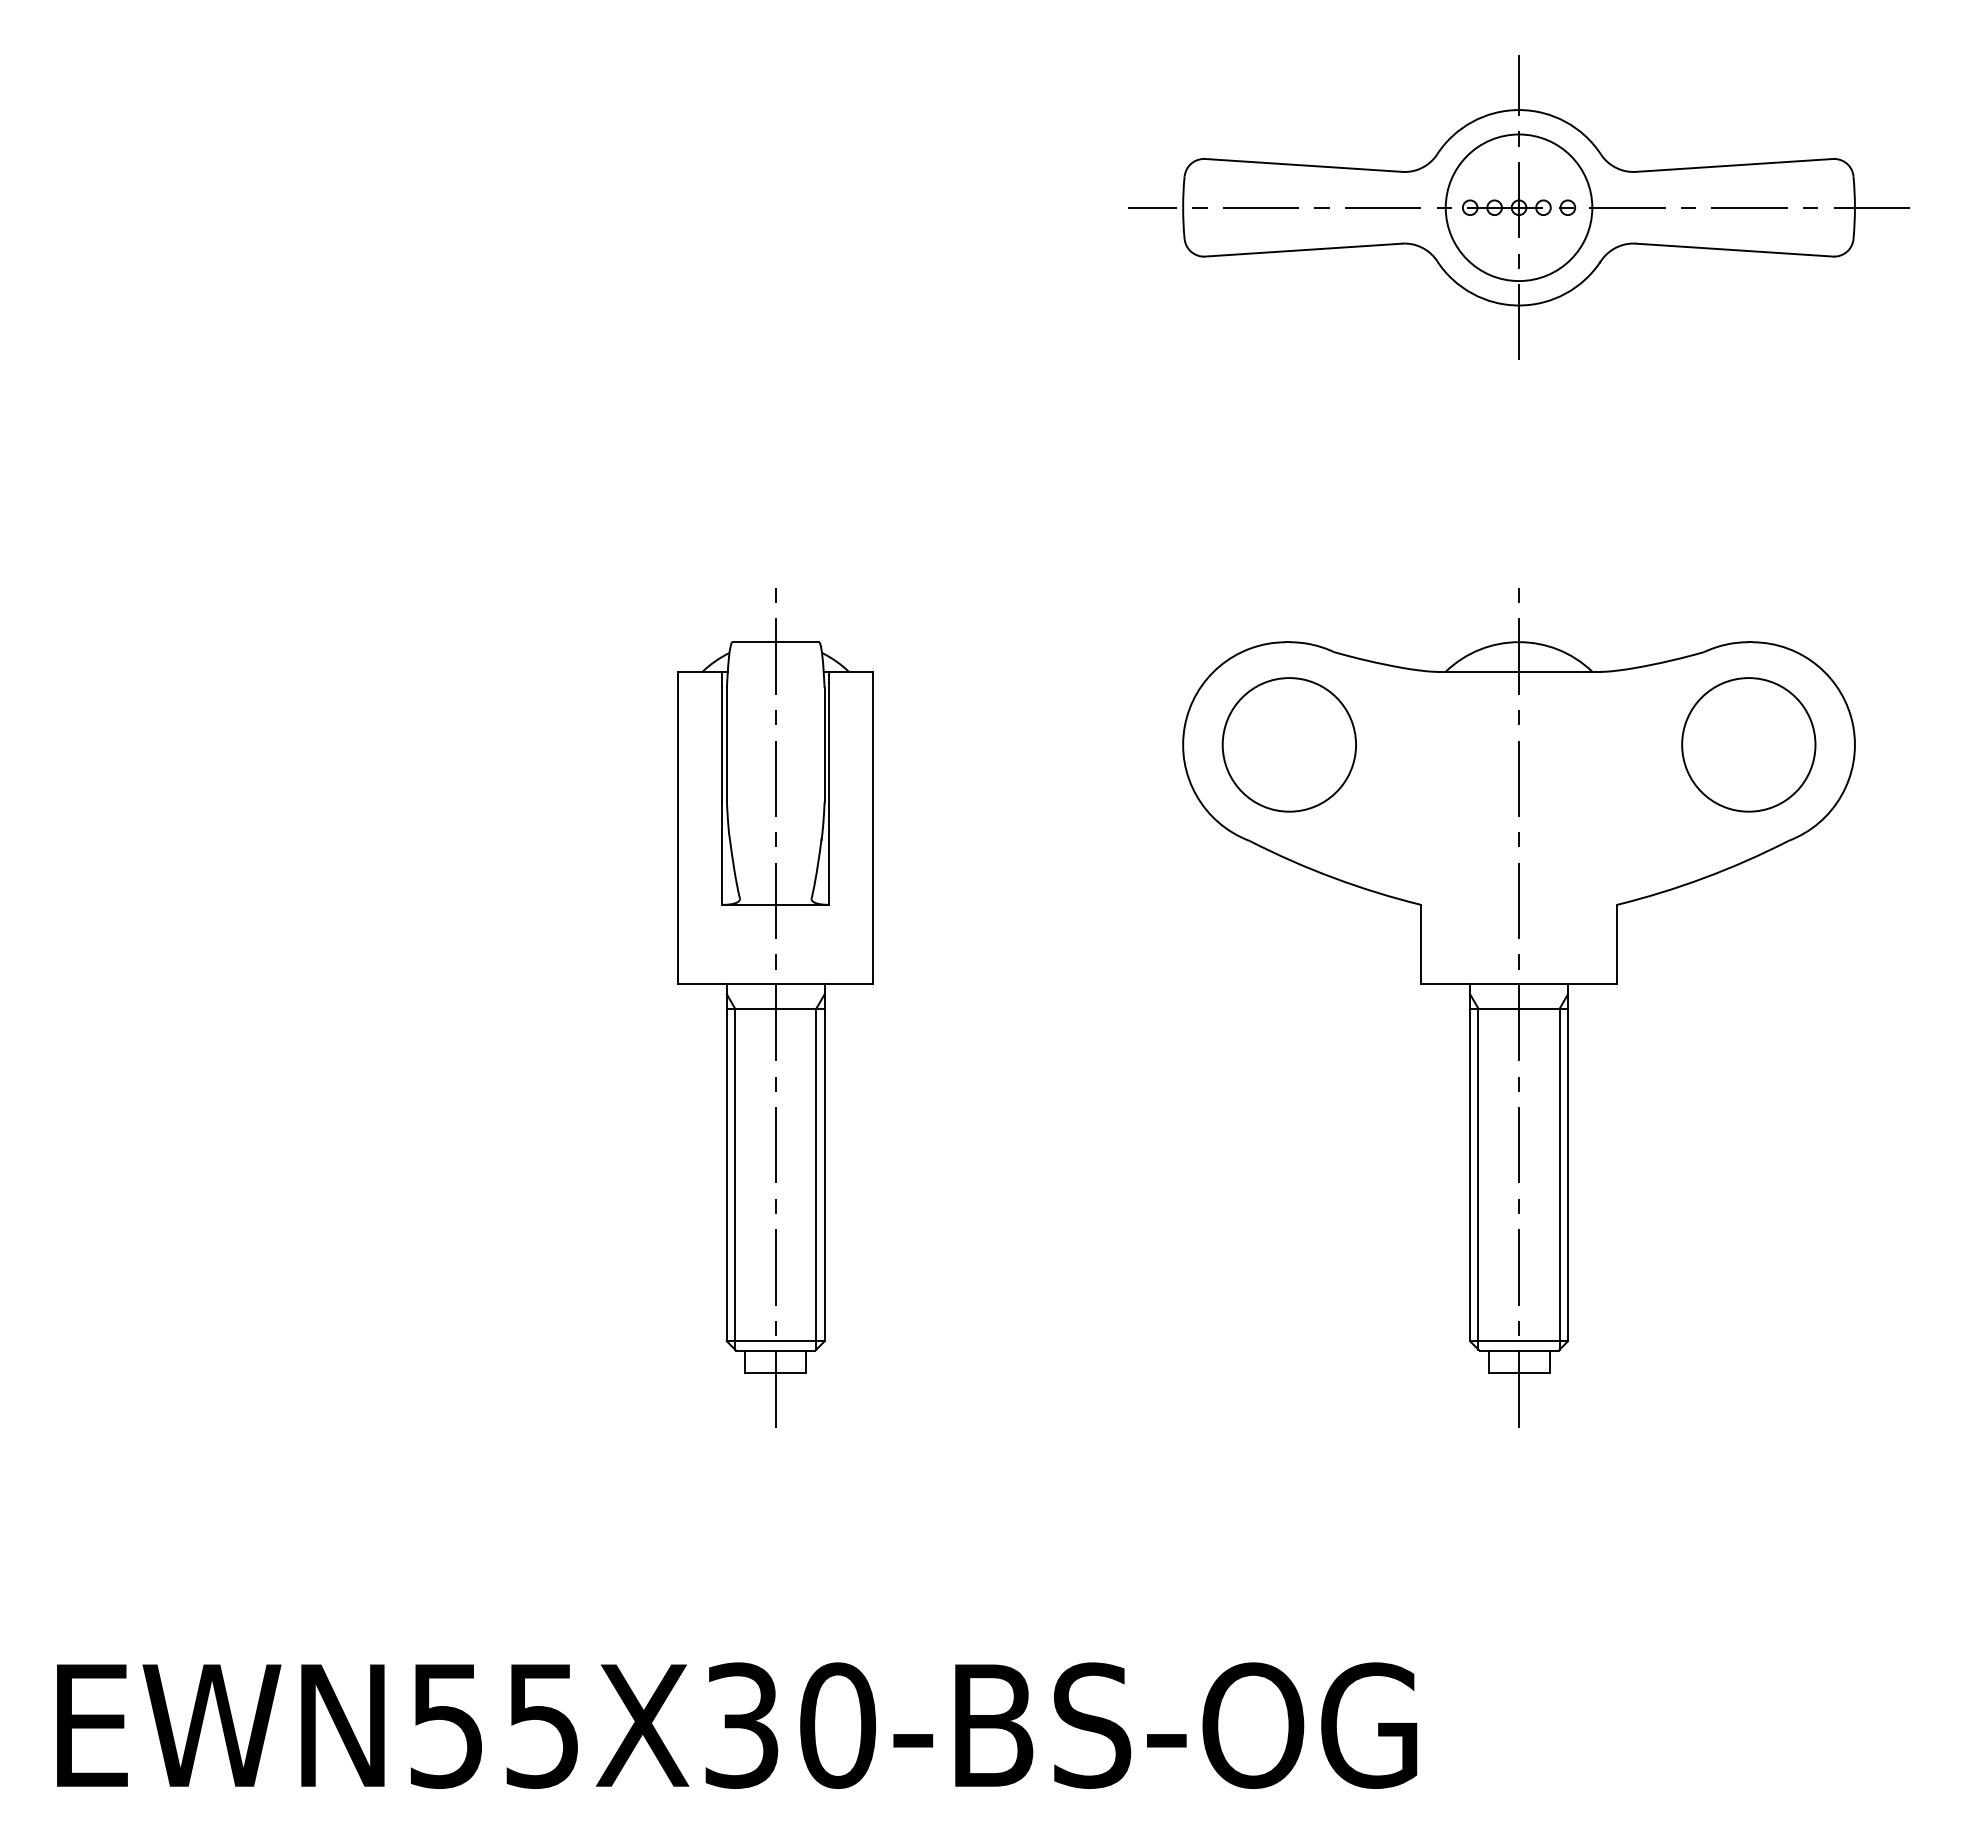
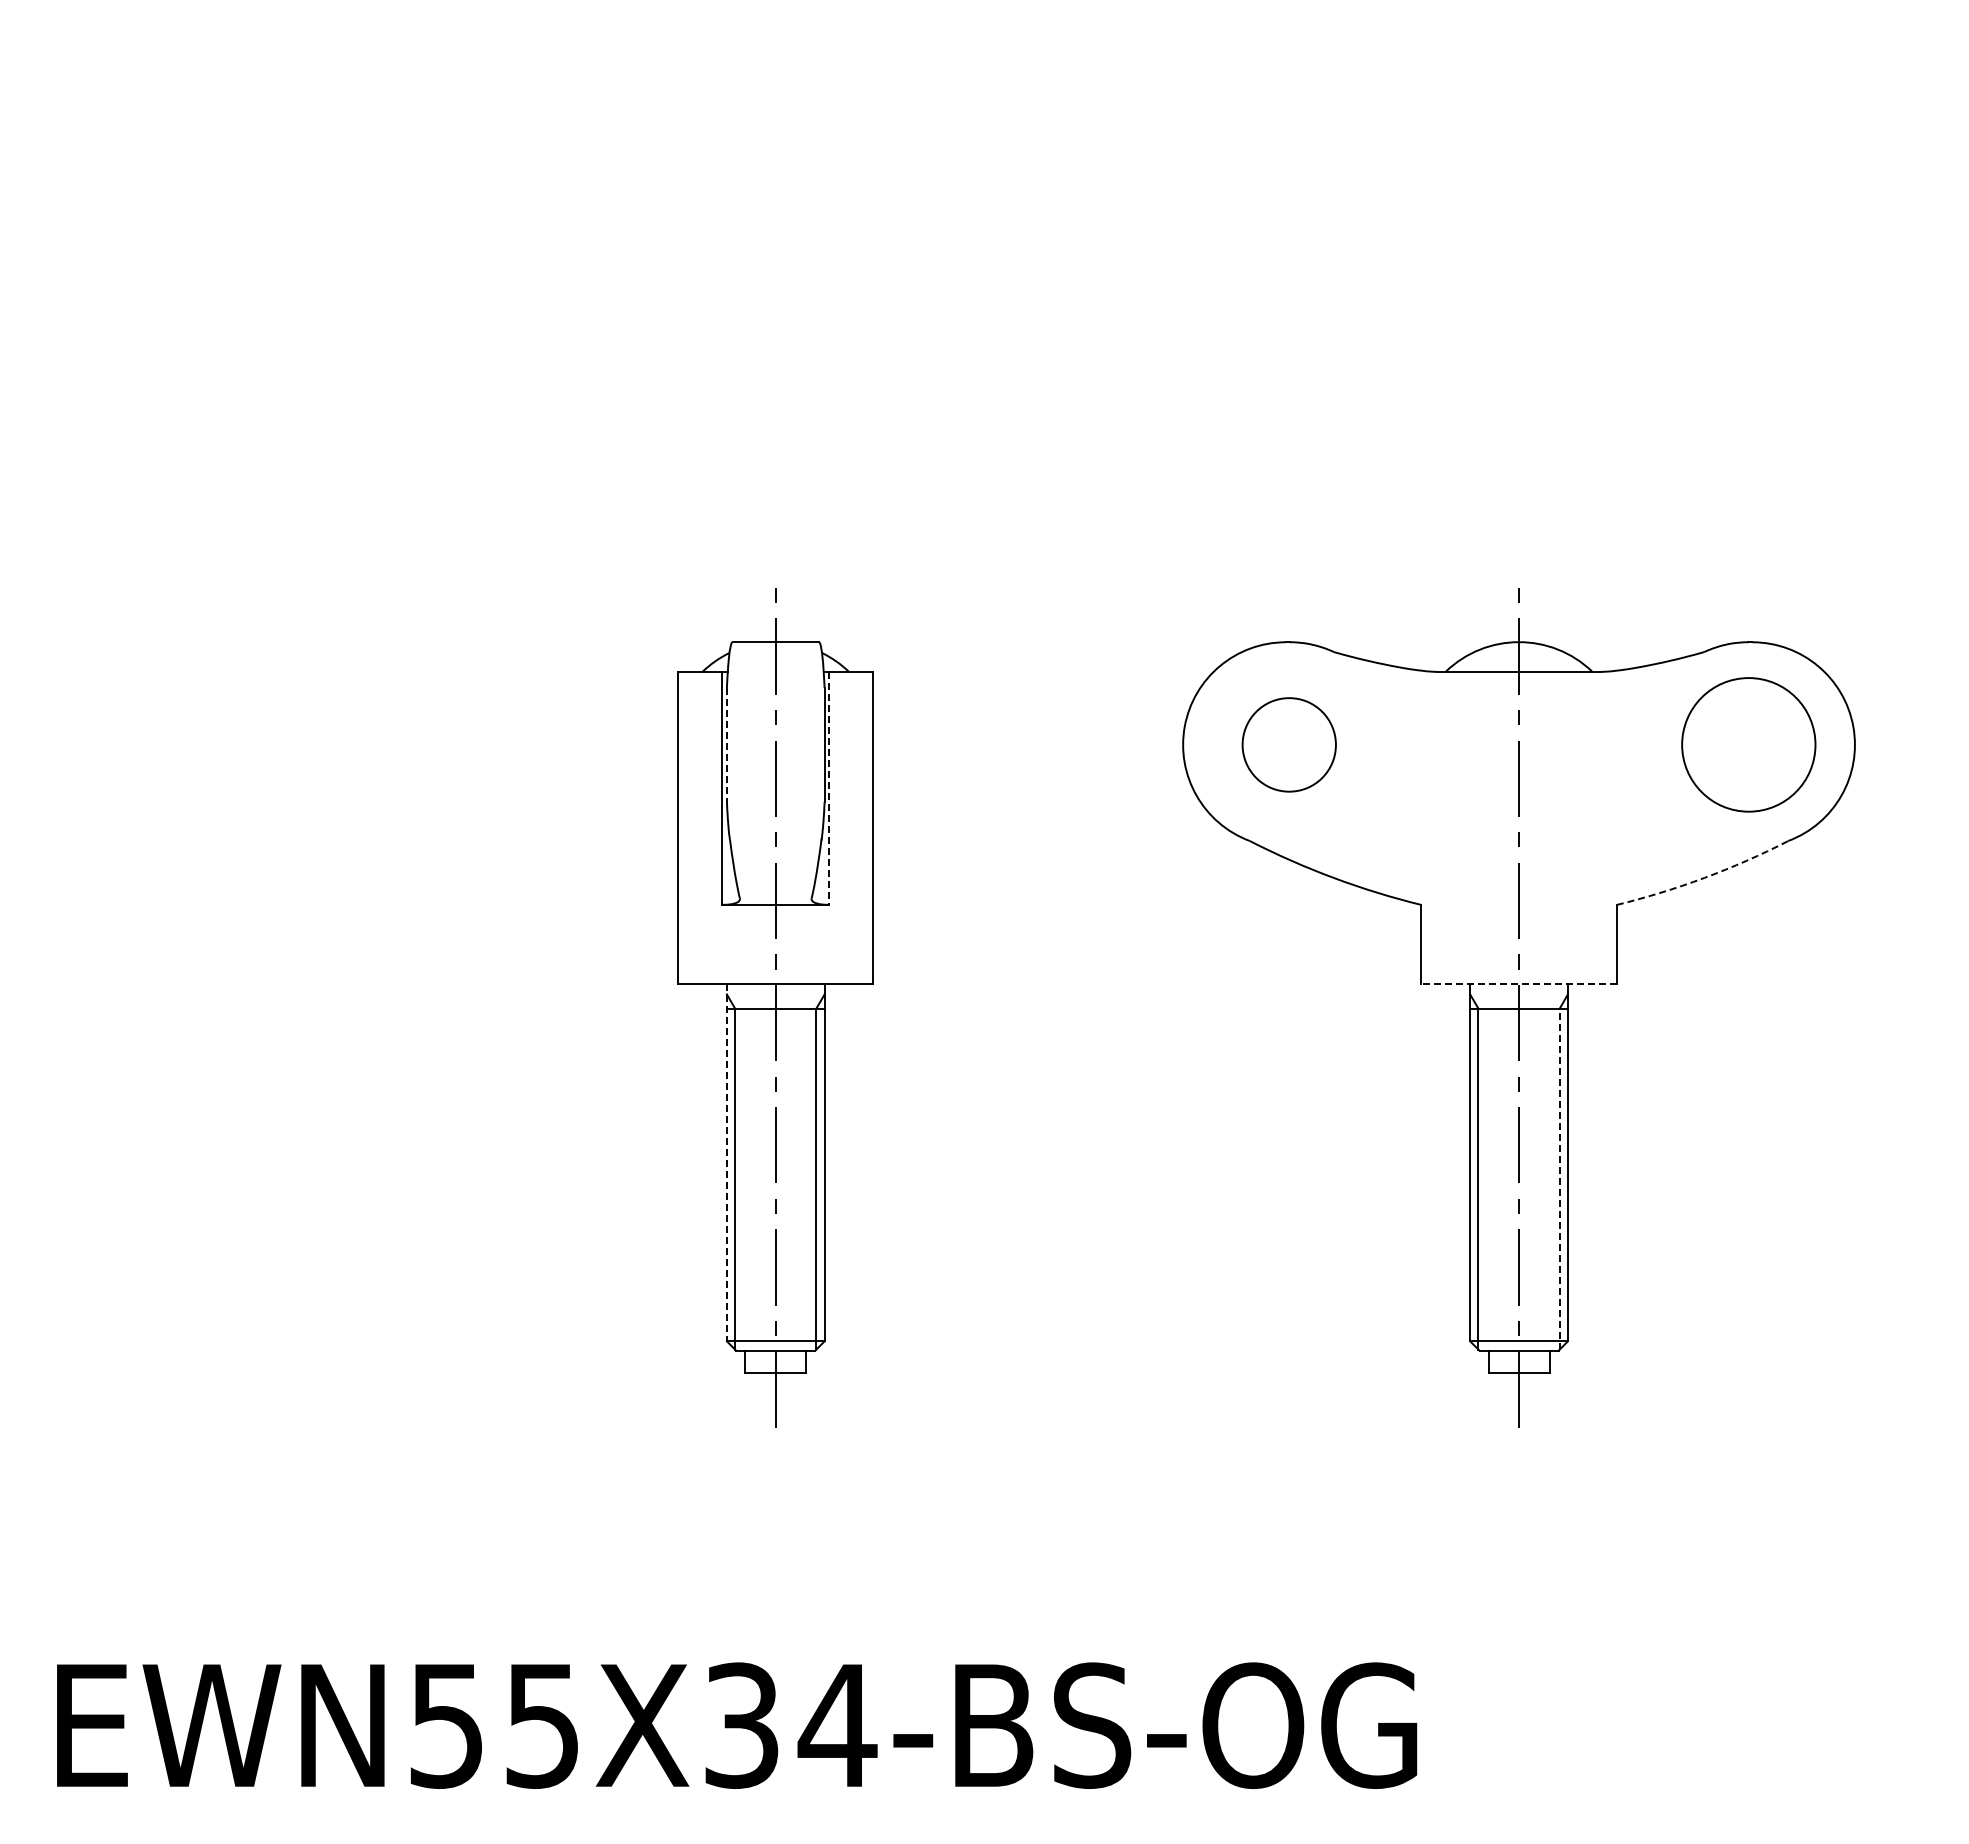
part: present -> none (1518, 207)
line: solid -> dashed (726, 744)
part size: 136x136 px -> 96x96 px (1288, 744)
line: solid -> dashed (829, 788)
arc: solid -> dashed (1704, 877)
line: solid -> dashed (1519, 984)
line: solid -> dashed (726, 1162)
line: solid -> dashed (1559, 1178)
text: EWN55X30-BS-OG -> EWN55X34-BS-OG (837, 1725)
